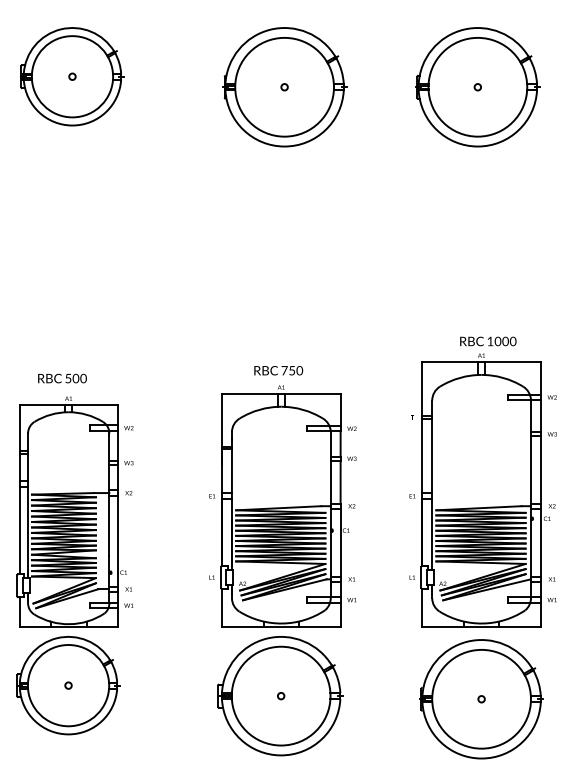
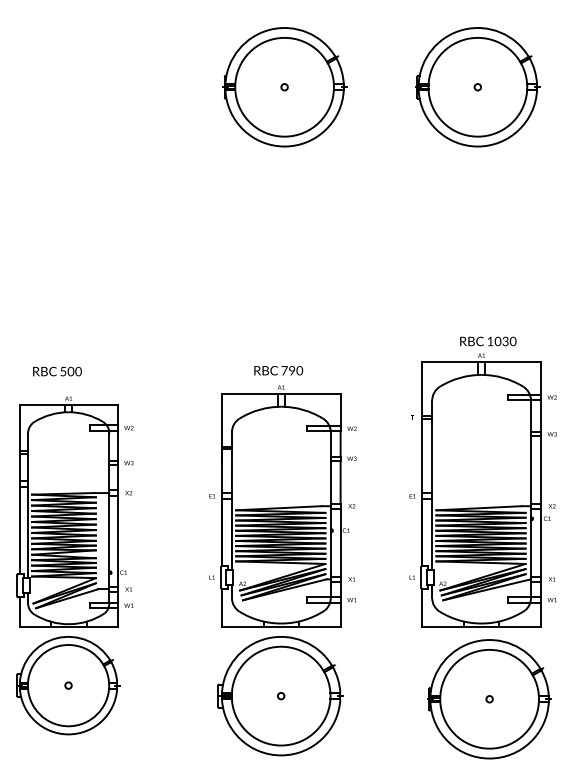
part: present -> none (72, 76)
text: 1000 -> 1030 (505, 341)
text: 750 -> 790 (292, 370)
text position: (62, 378) -> (57, 371) (57, 371)
part position: (481, 699) -> (489, 699) (489, 699)
